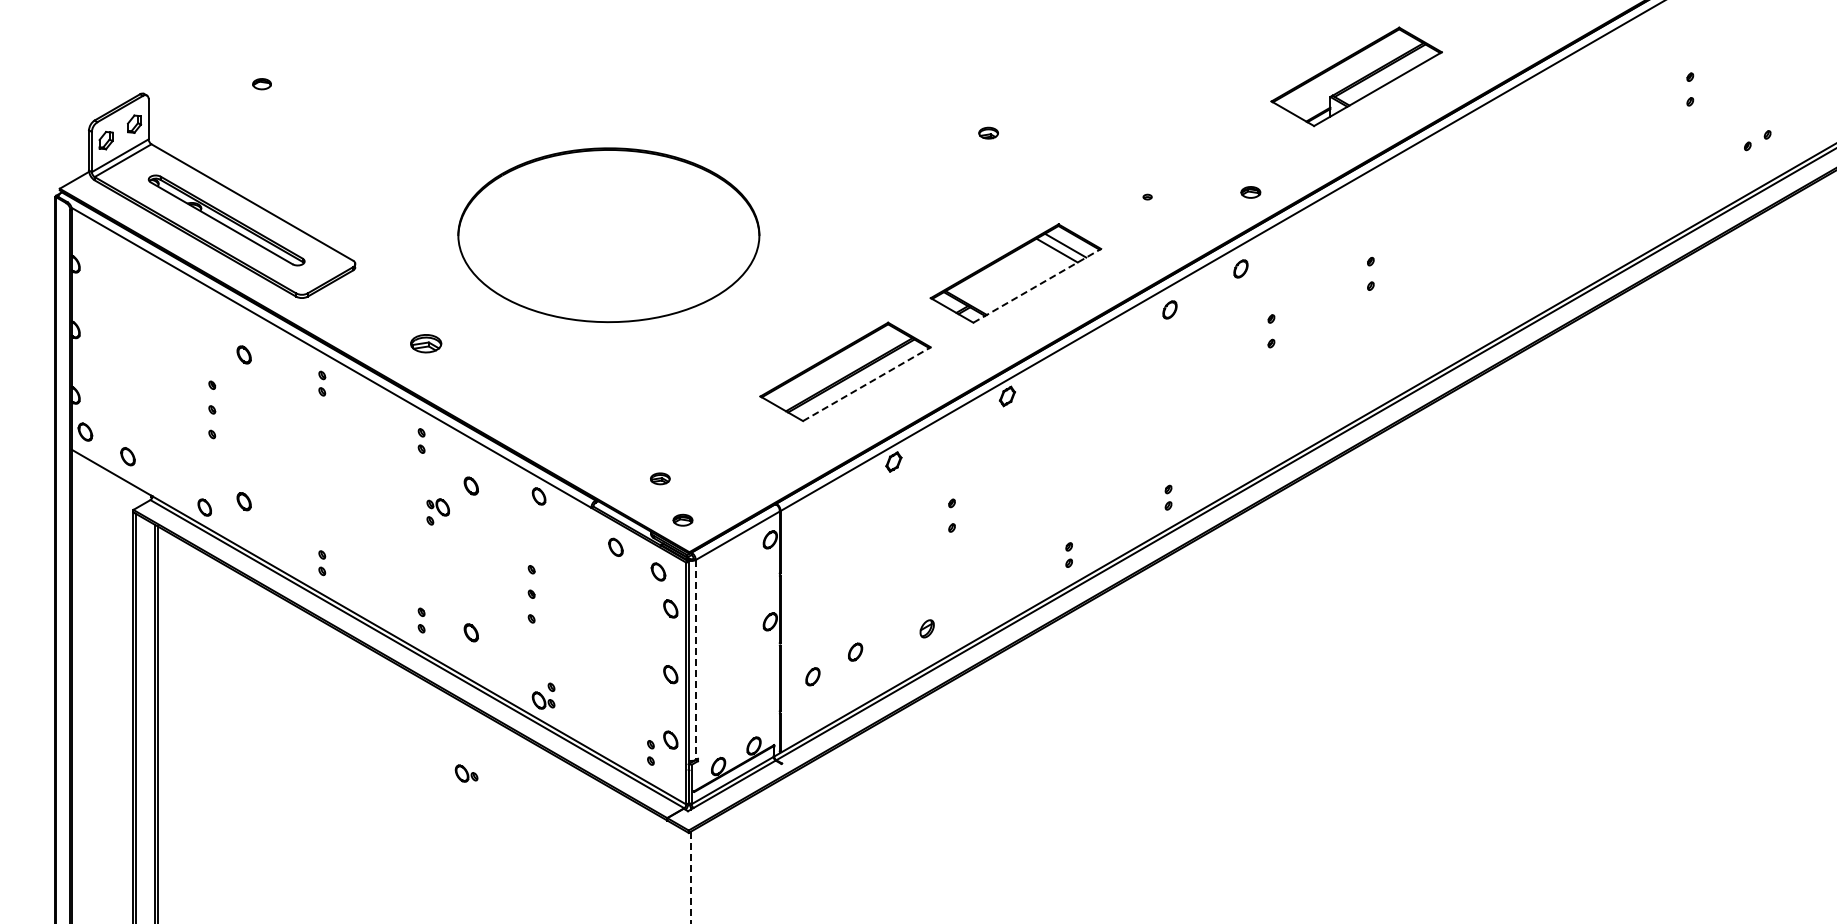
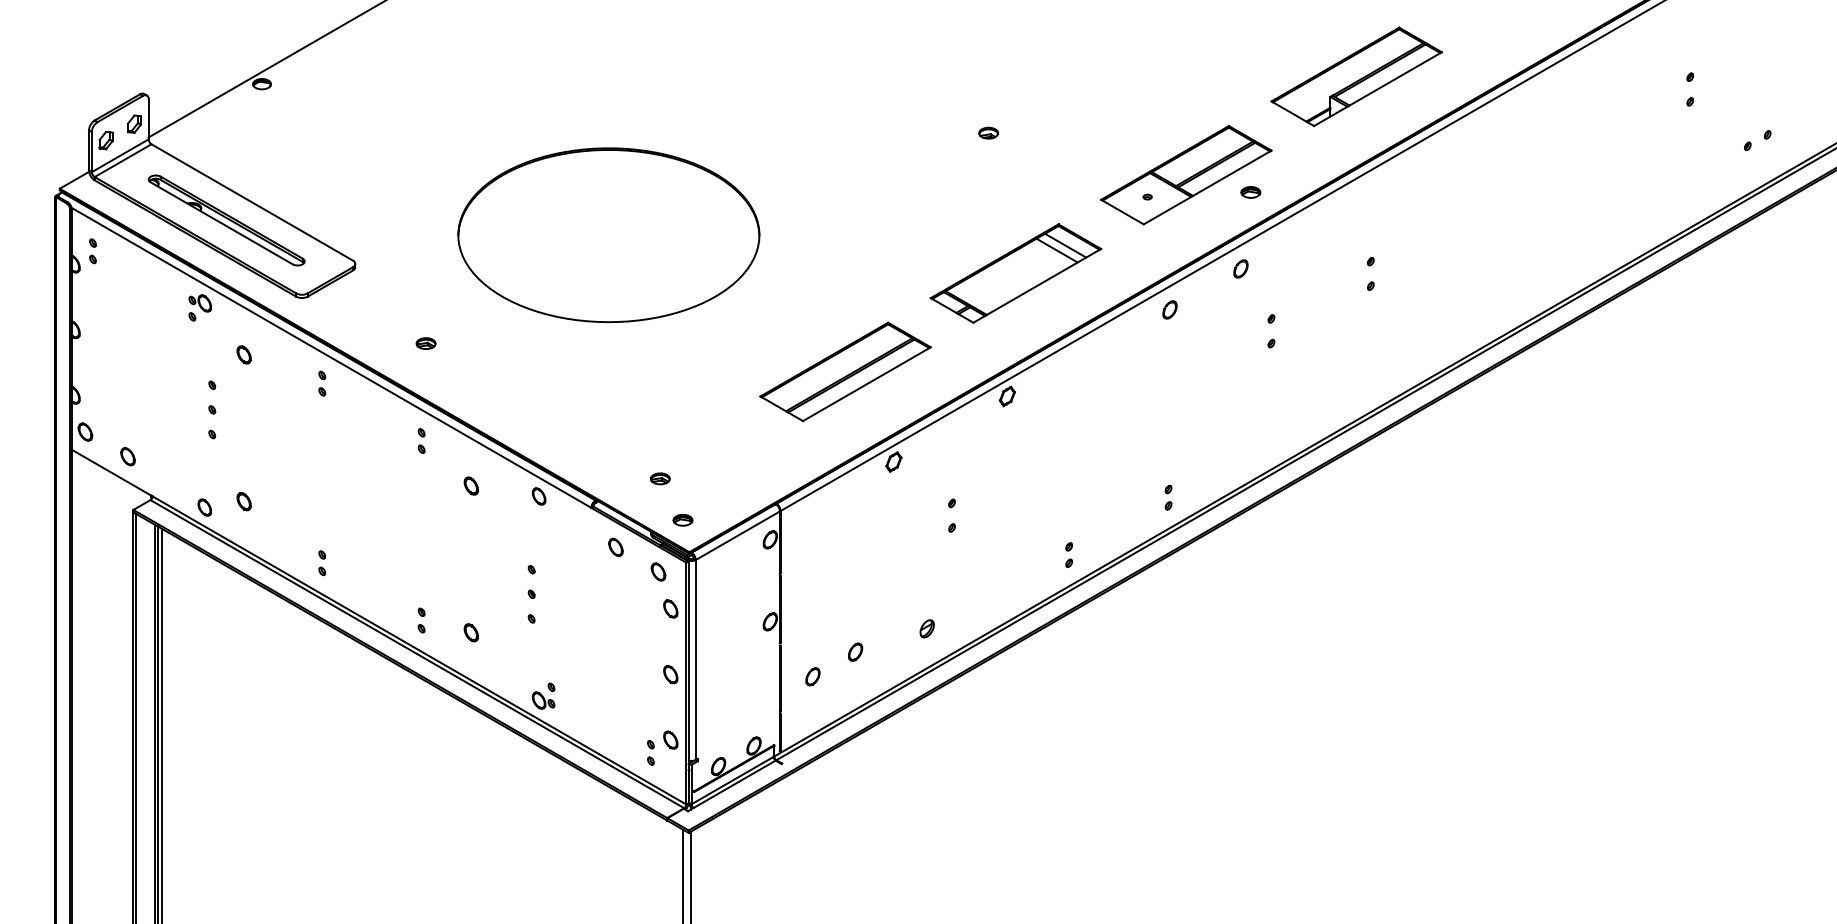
line: none -> present (265, 69)
part: none -> present (1186, 175)
part: none -> present (92, 251)
line: dashed -> solid (1037, 285)
part size: 33x20 px -> 22x13 px (425, 343)
line: dashed -> solid (866, 384)
part position: (437, 511) -> (199, 307) (199, 307)
line: dashed -> solid (695, 660)
line: none -> present (161, 724)
part: present -> none (466, 773)
line: none -> present (682, 874)
line: dashed -> solid (690, 877)
